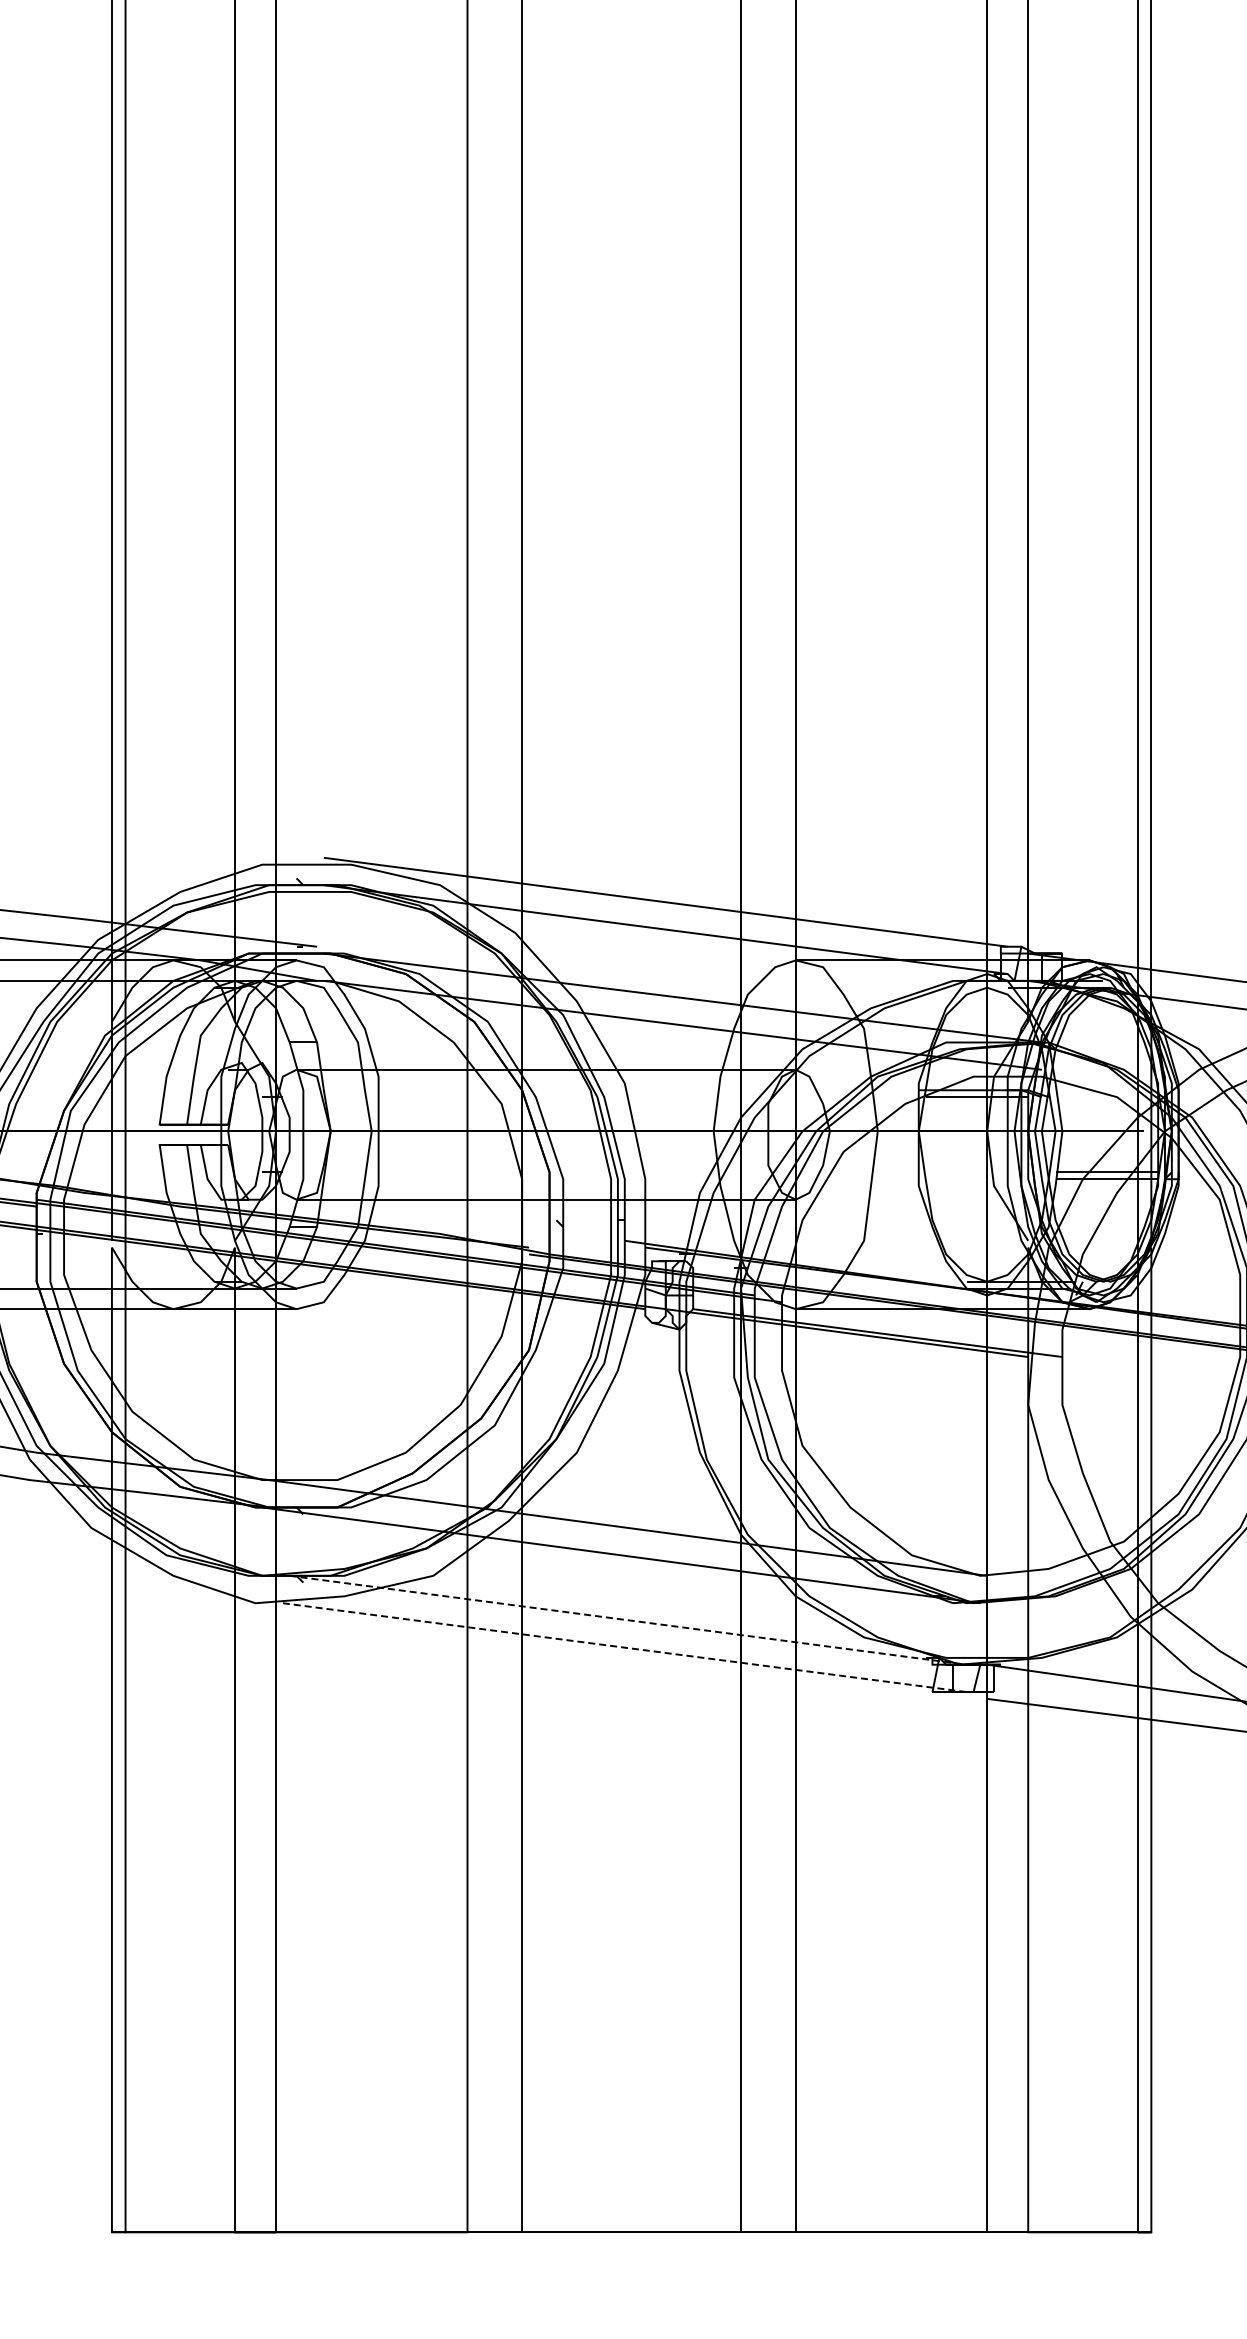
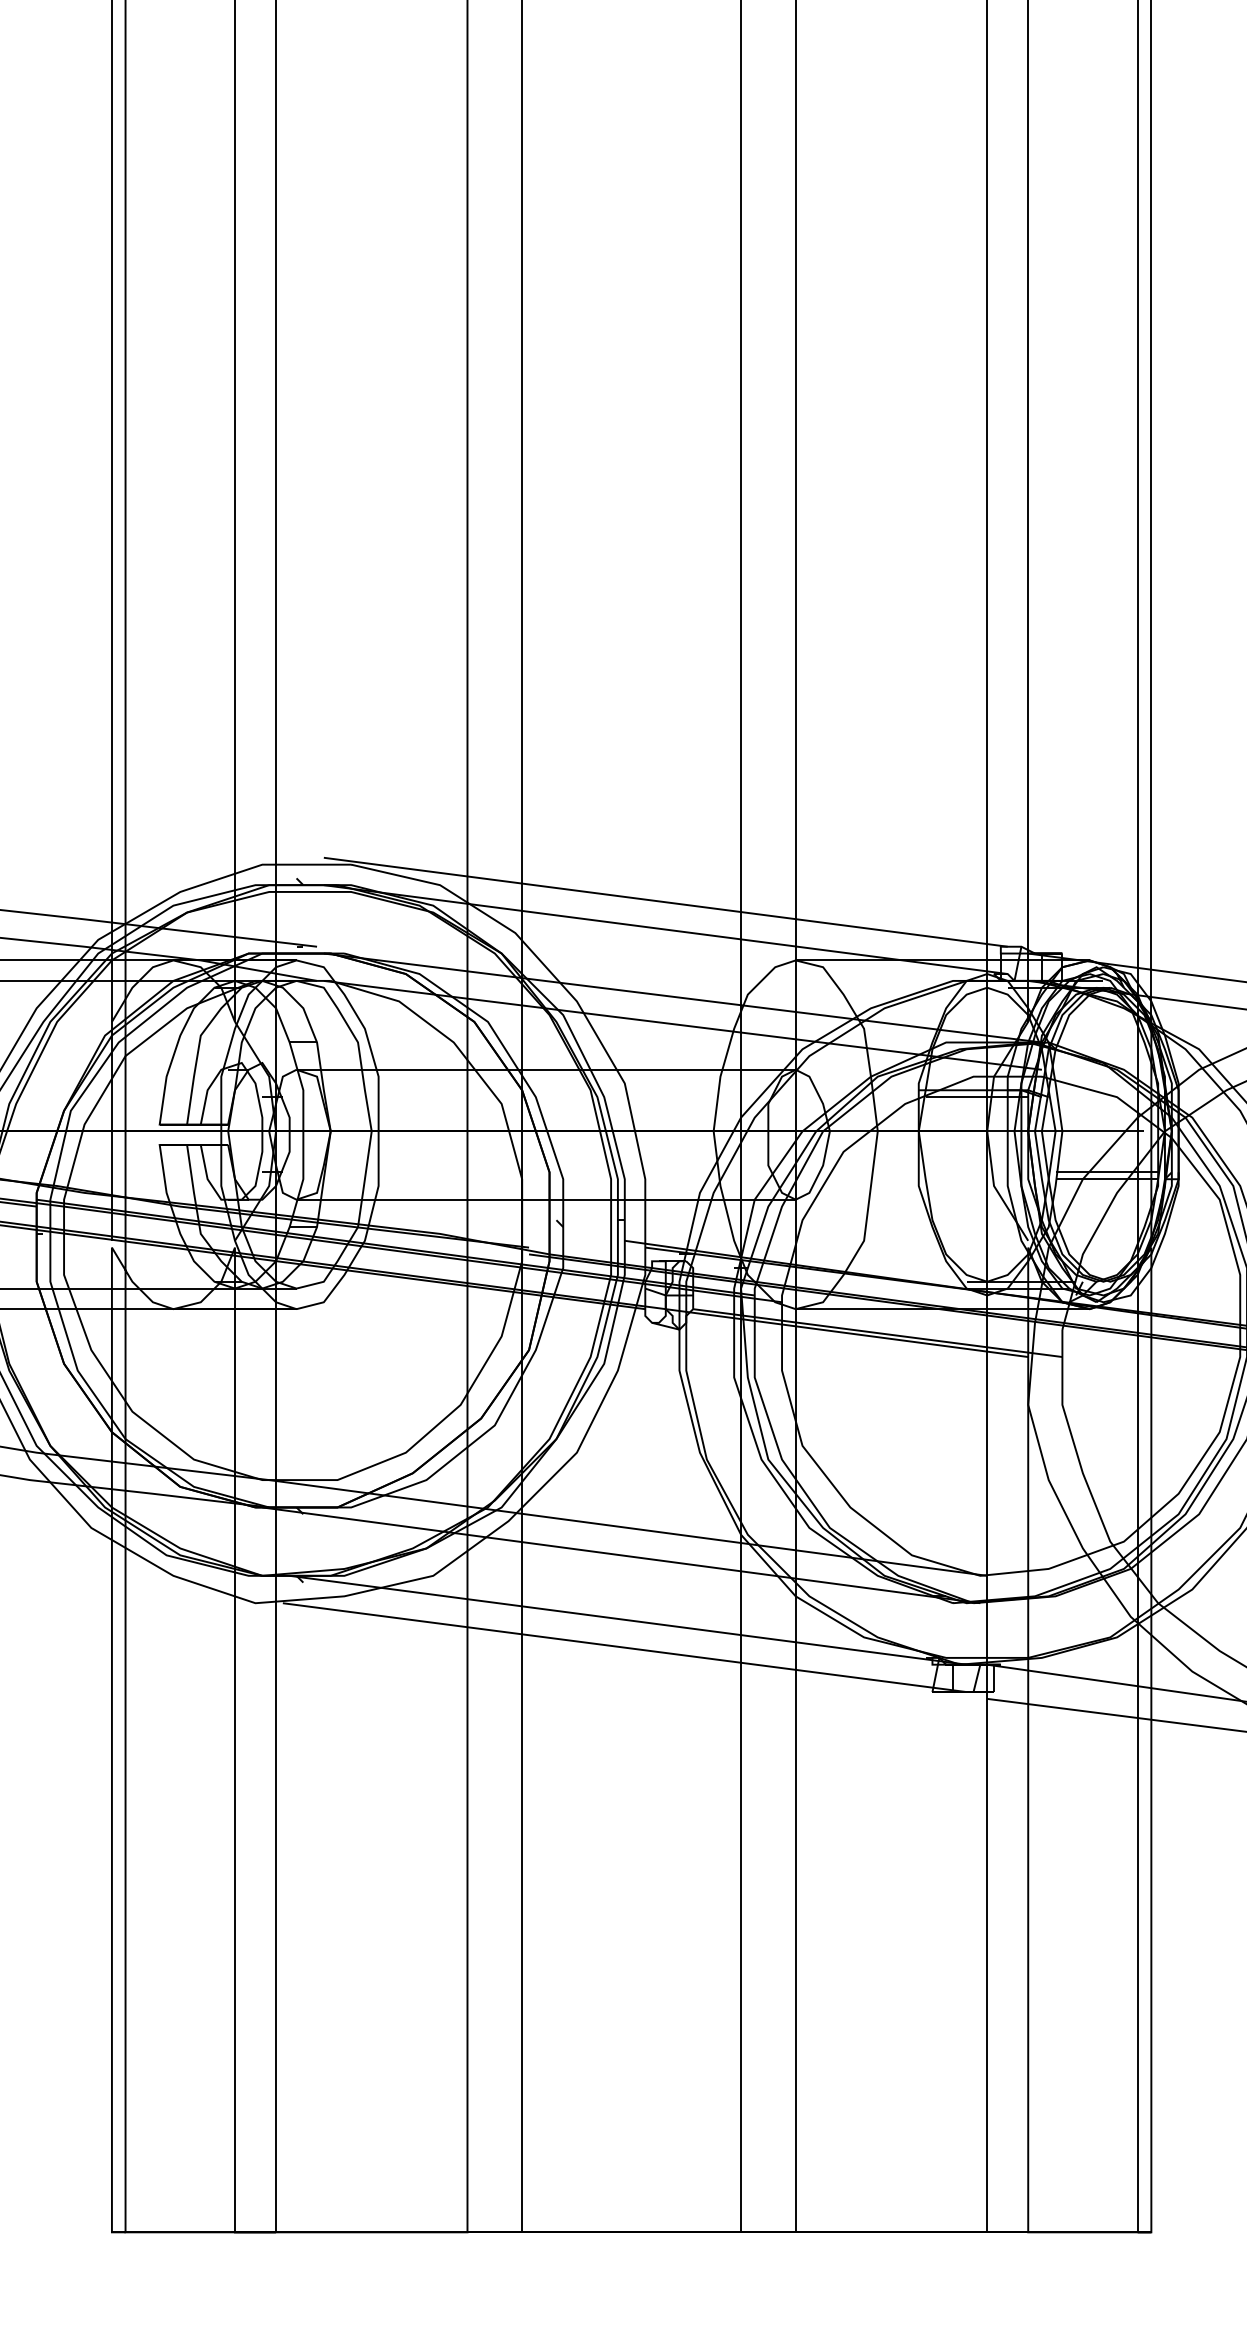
line: dashed -> solid (628, 1620)
line: dashed -> solid (624, 1647)
